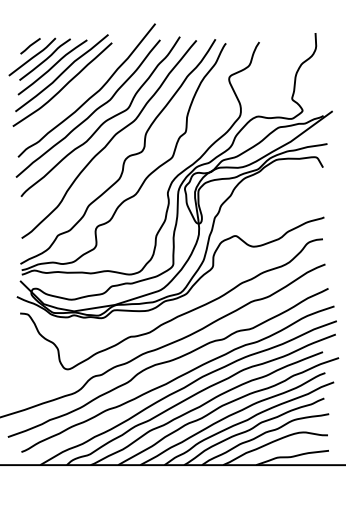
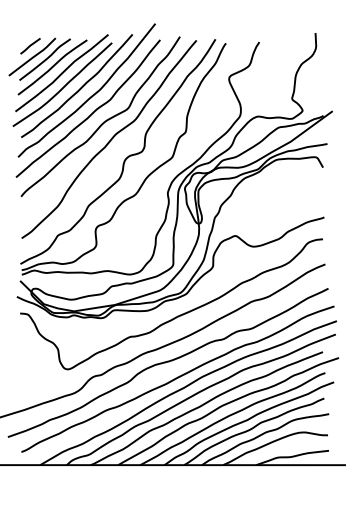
curve: none -> present (80, 87)
